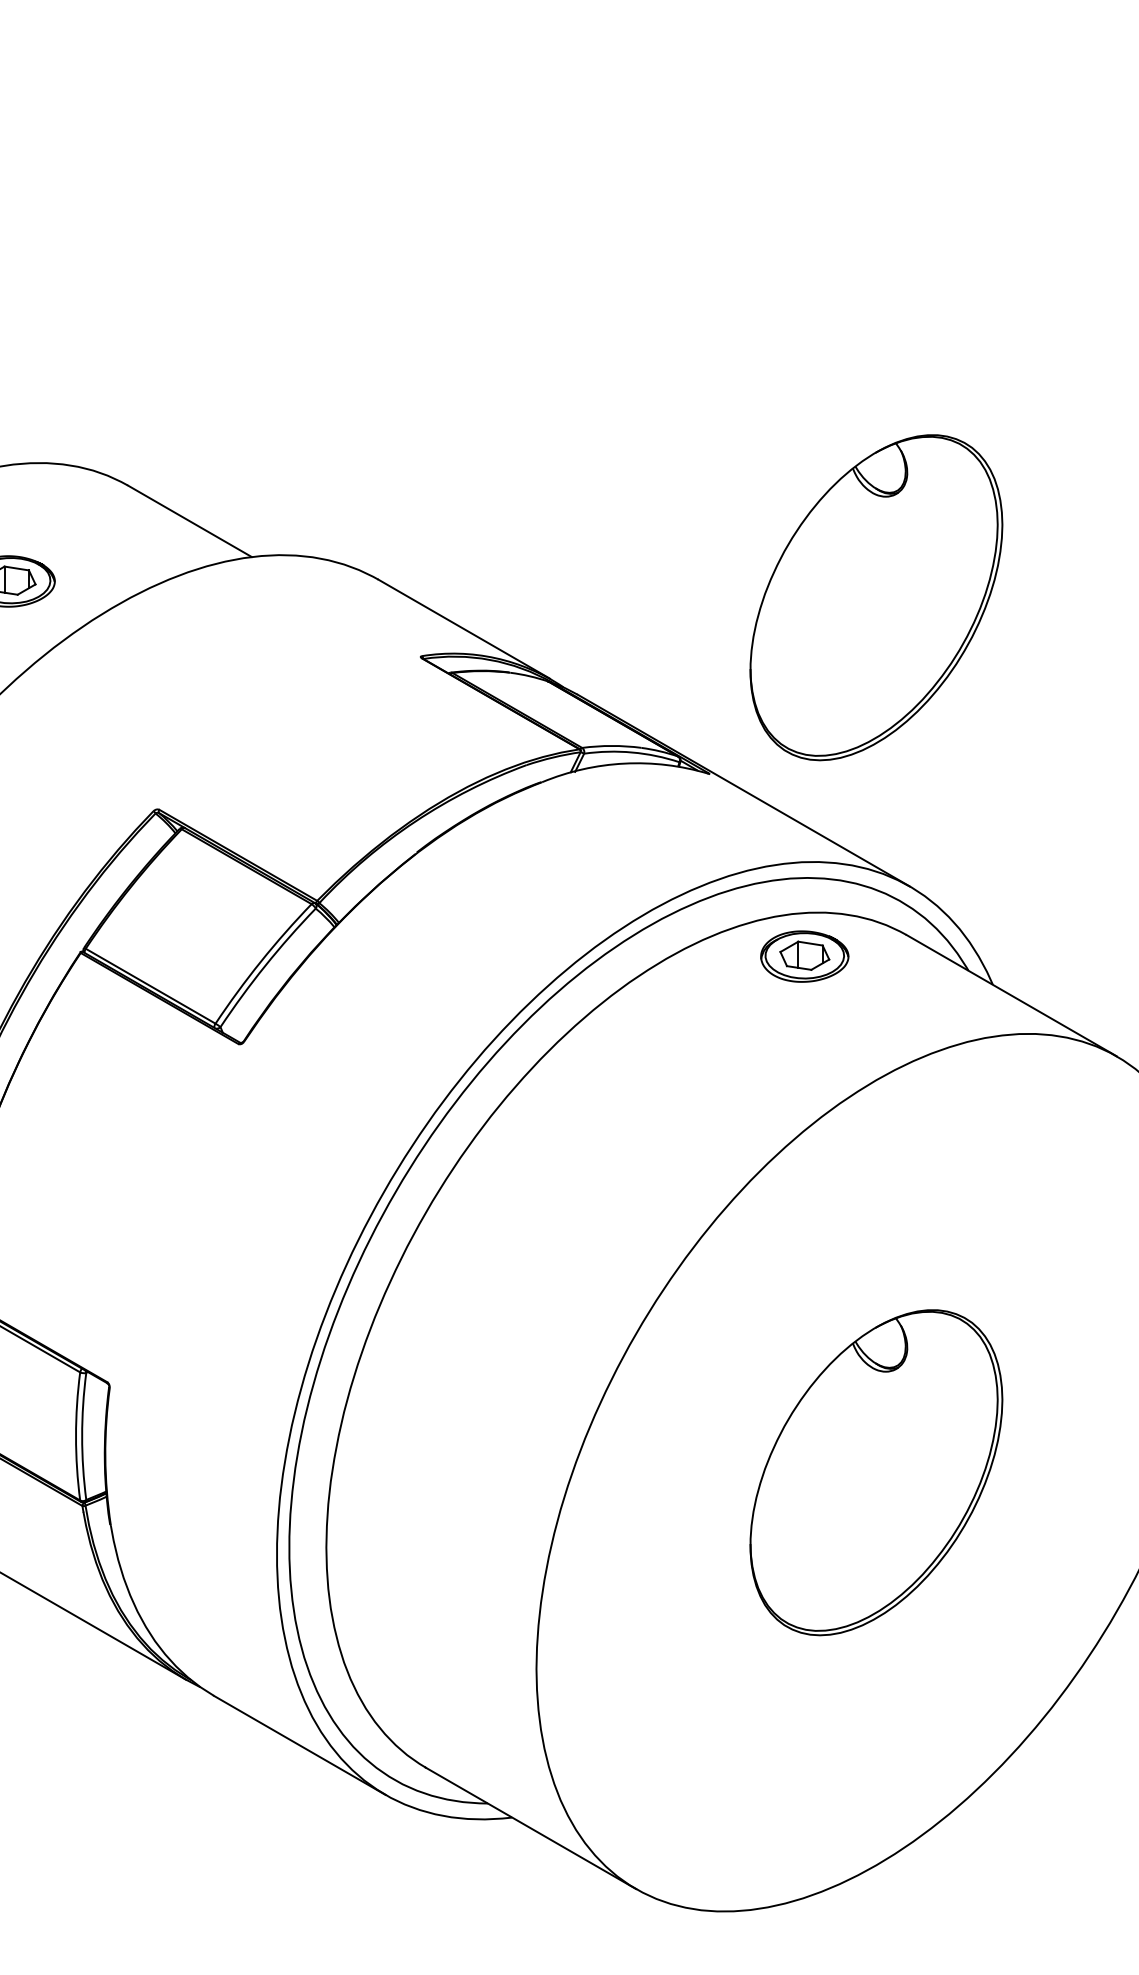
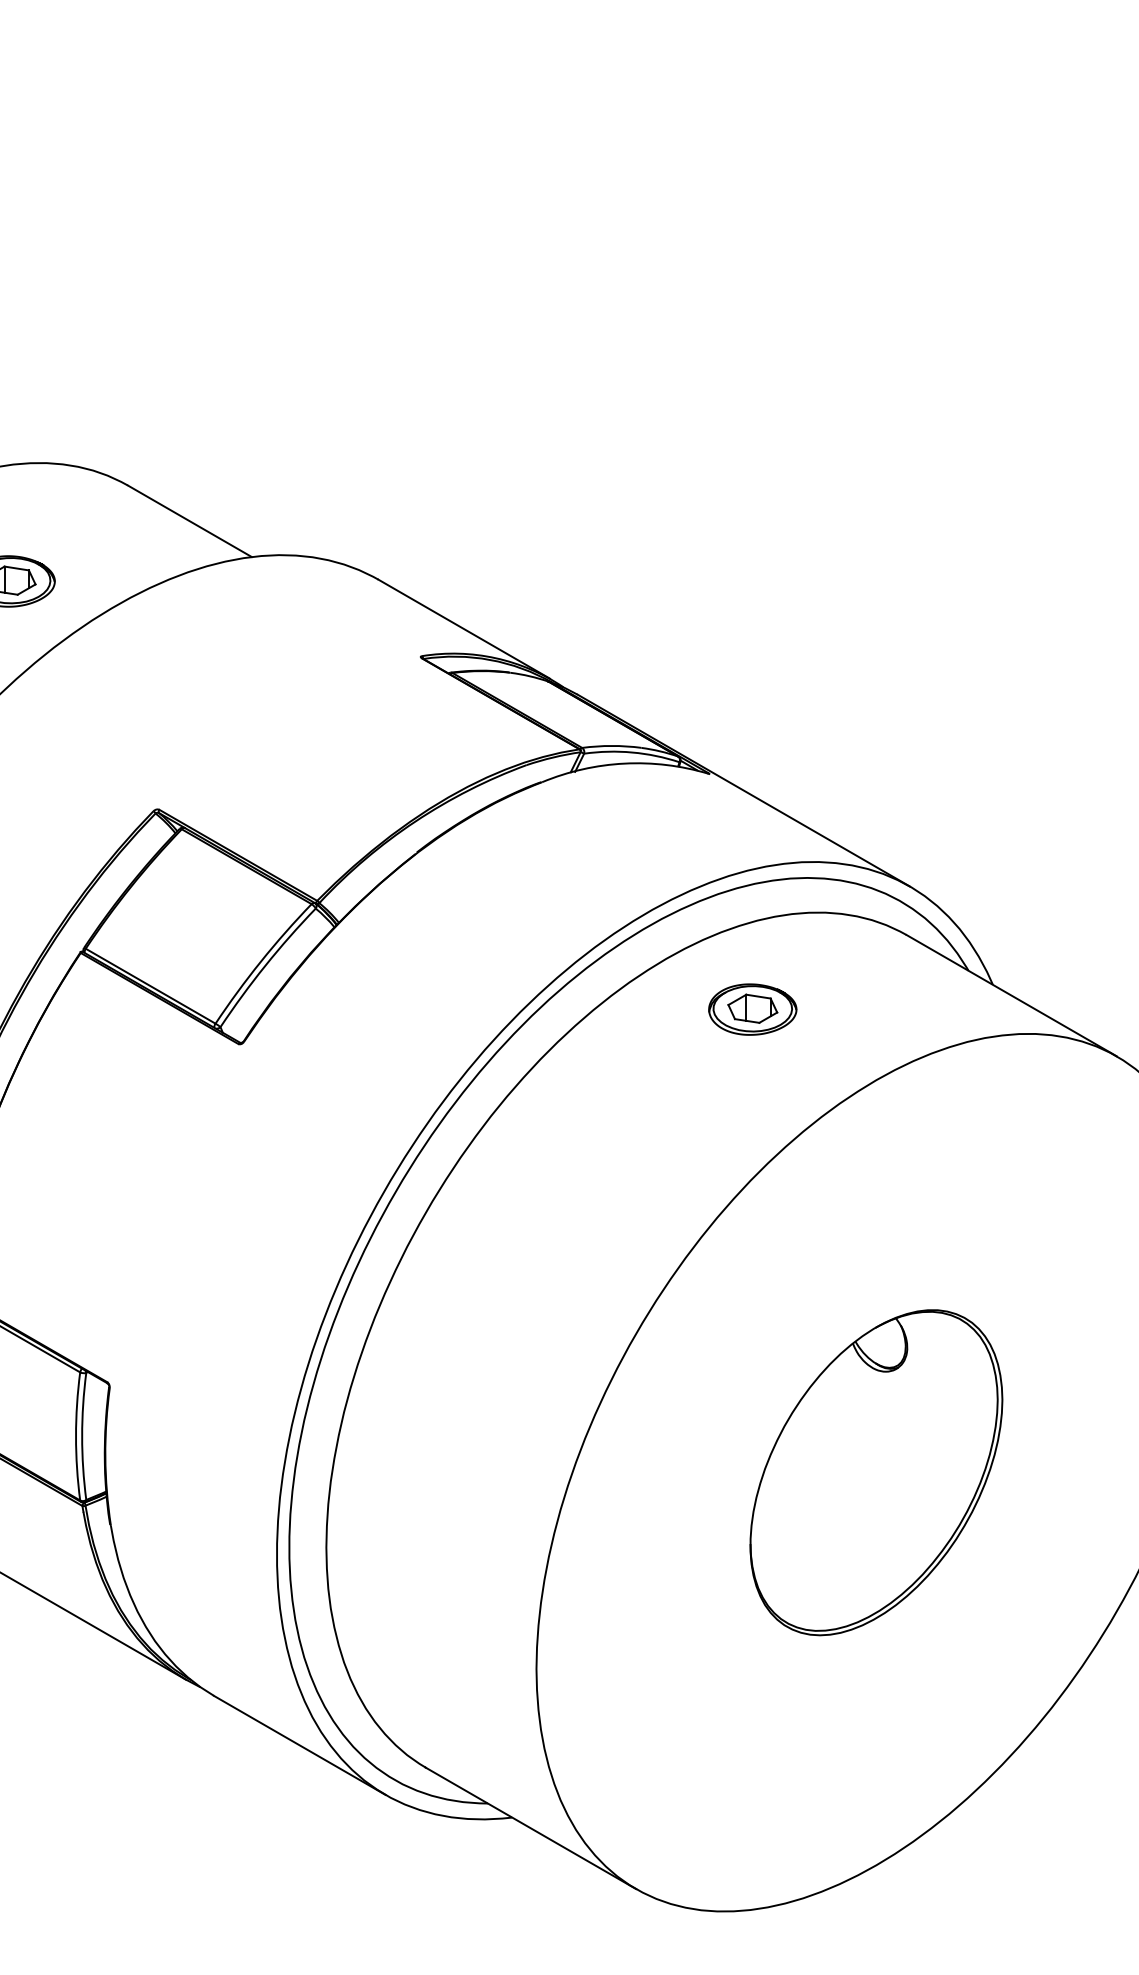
part: present -> none (876, 597)
part position: (804, 956) -> (752, 1009) (752, 1009)
